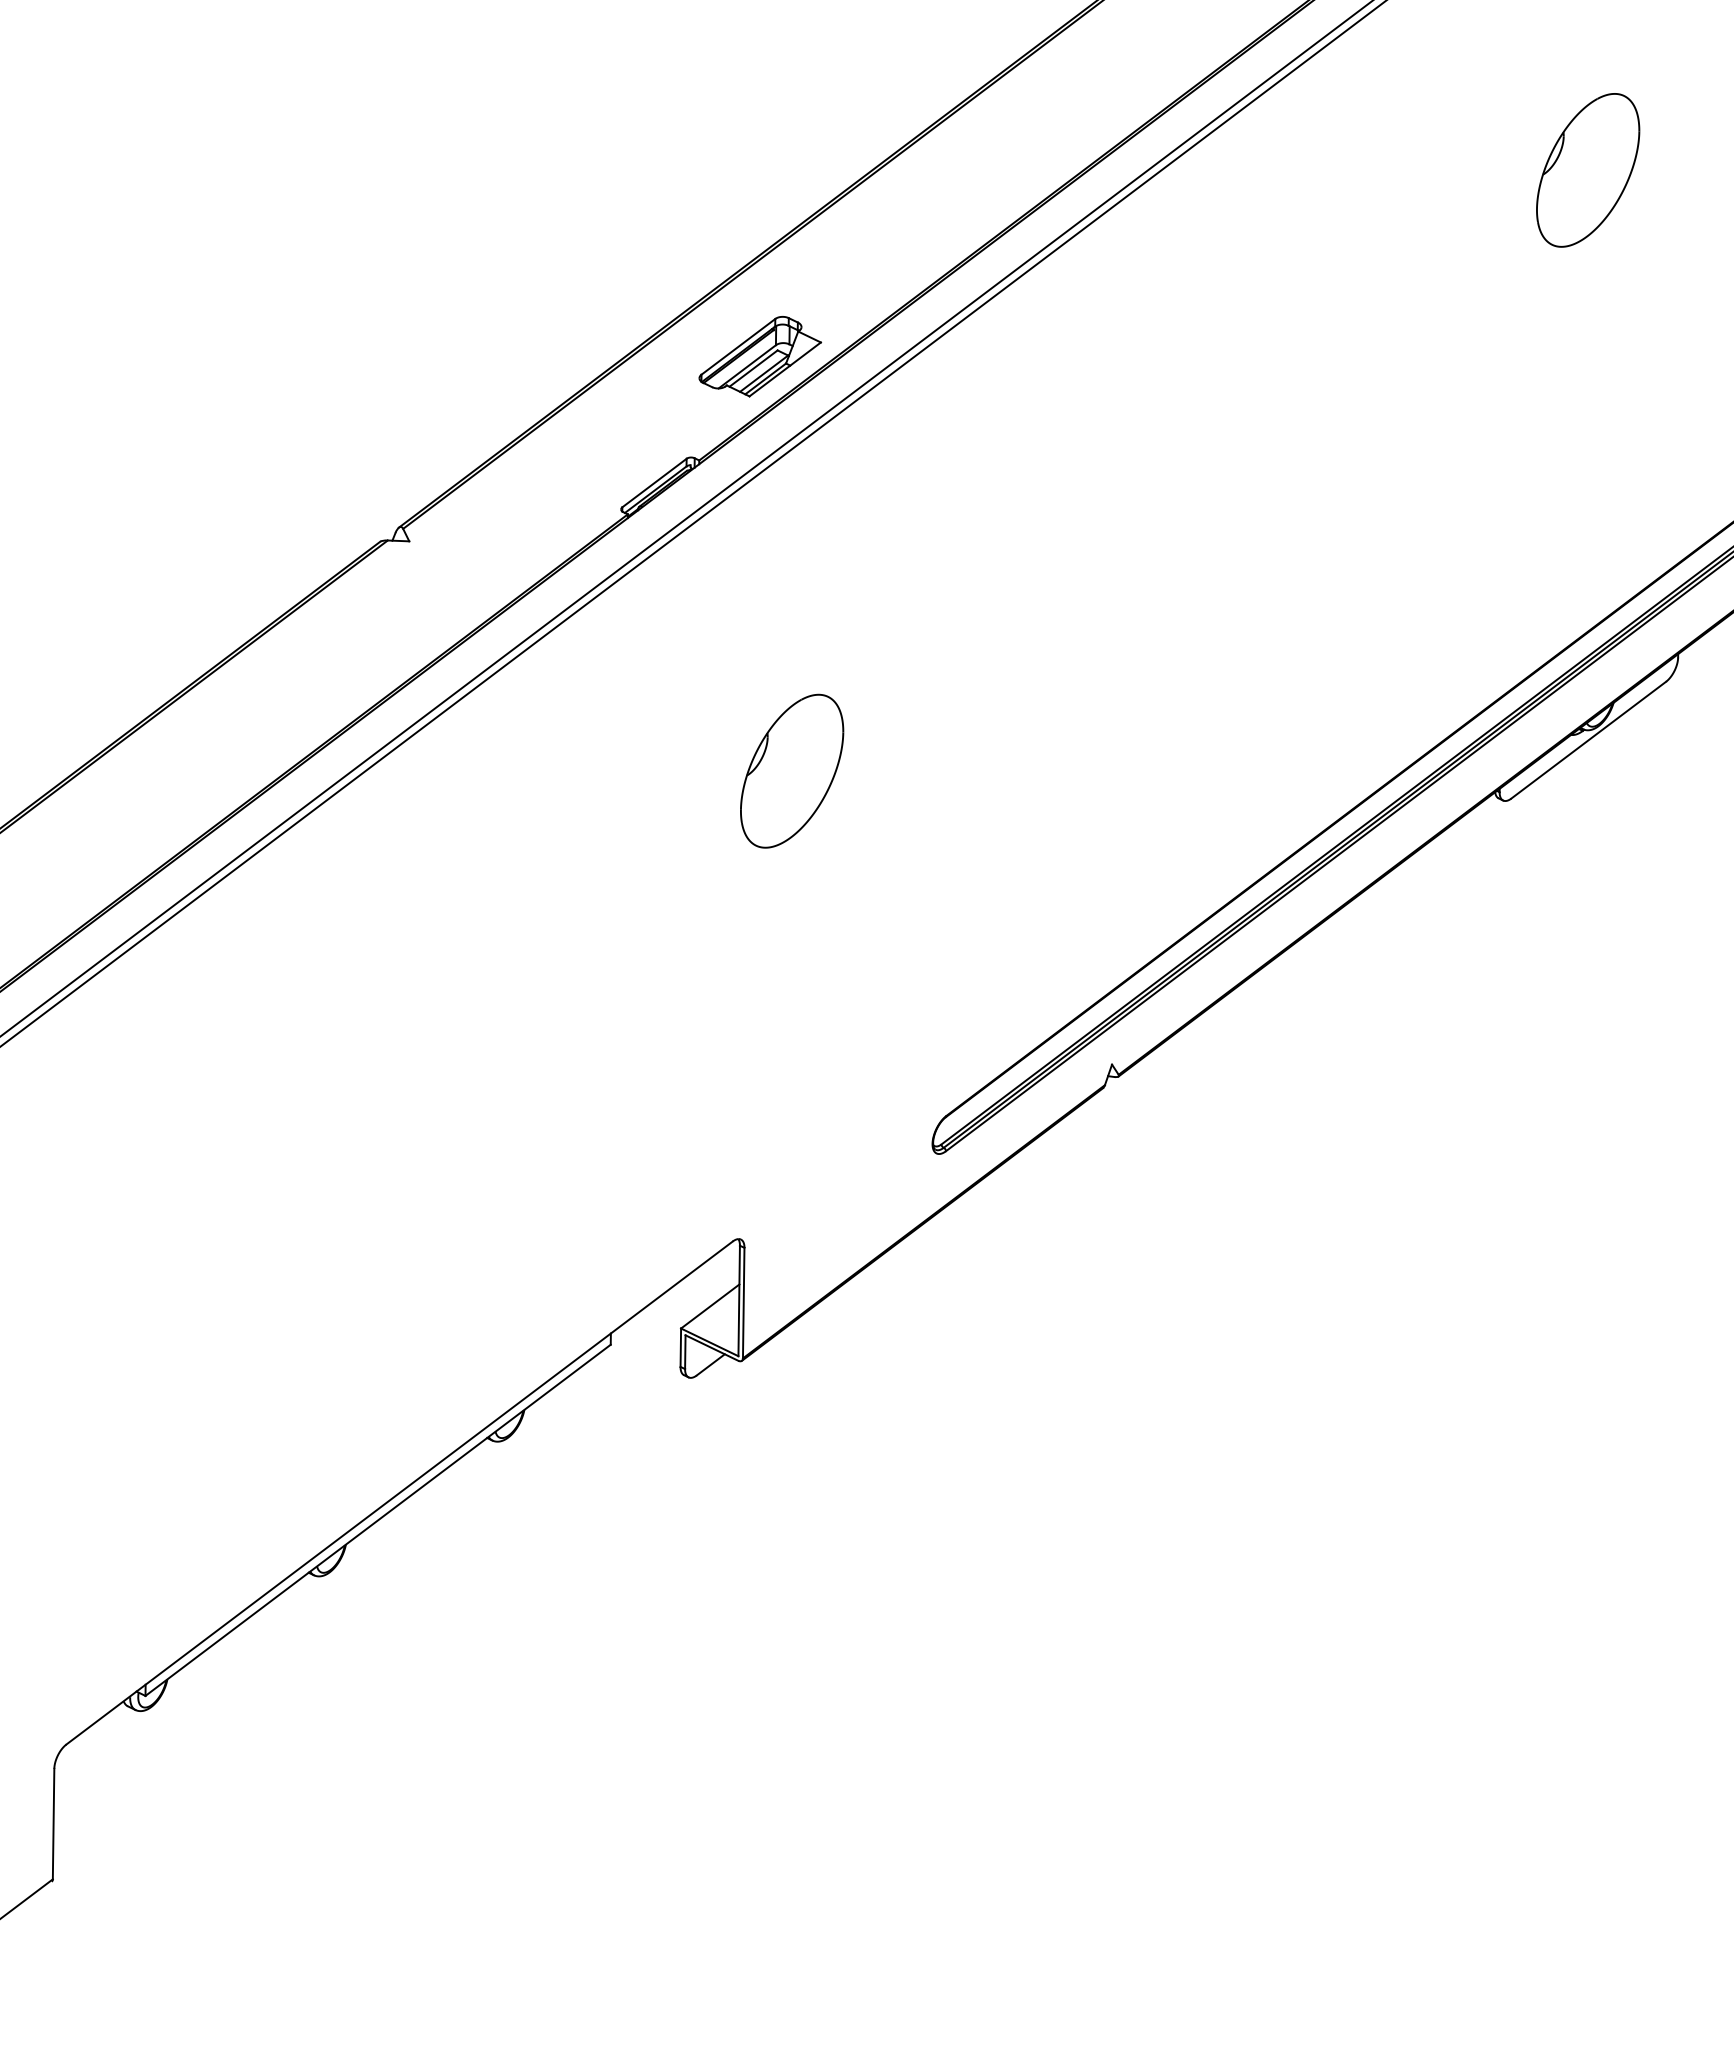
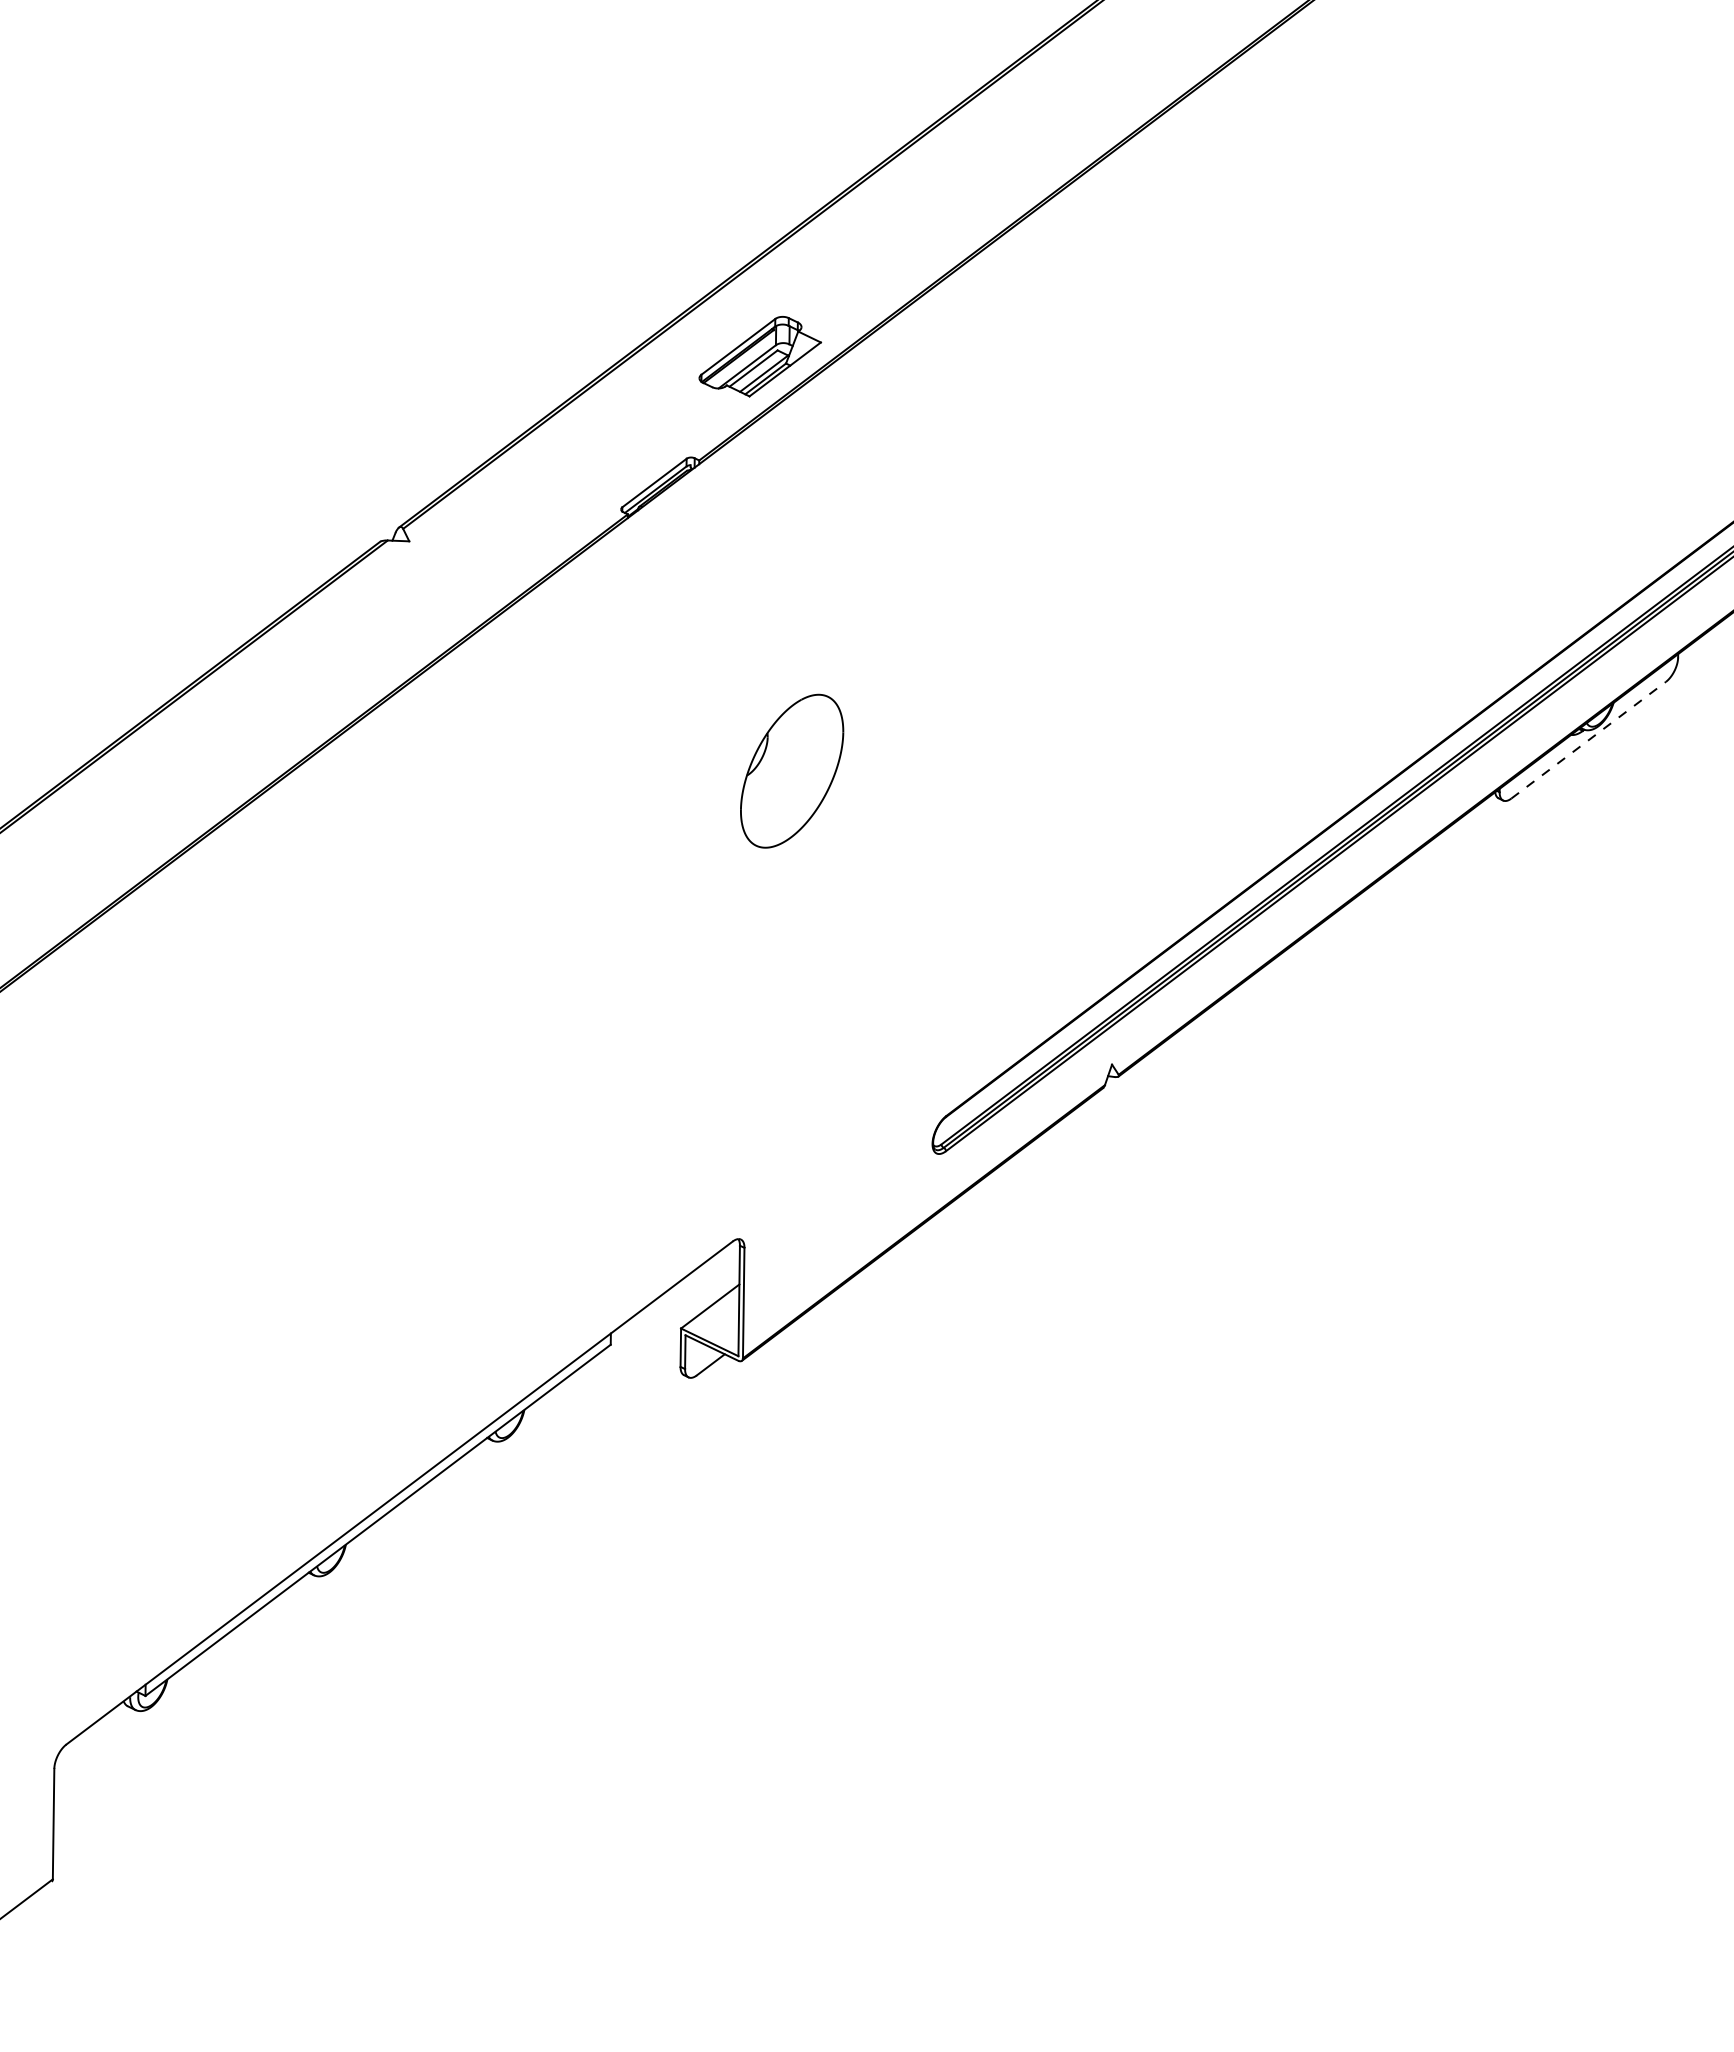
part: present -> none (1588, 170)
line: present -> none (686, 518)
line: present -> none (693, 523)
line: solid -> dashed (1588, 740)
